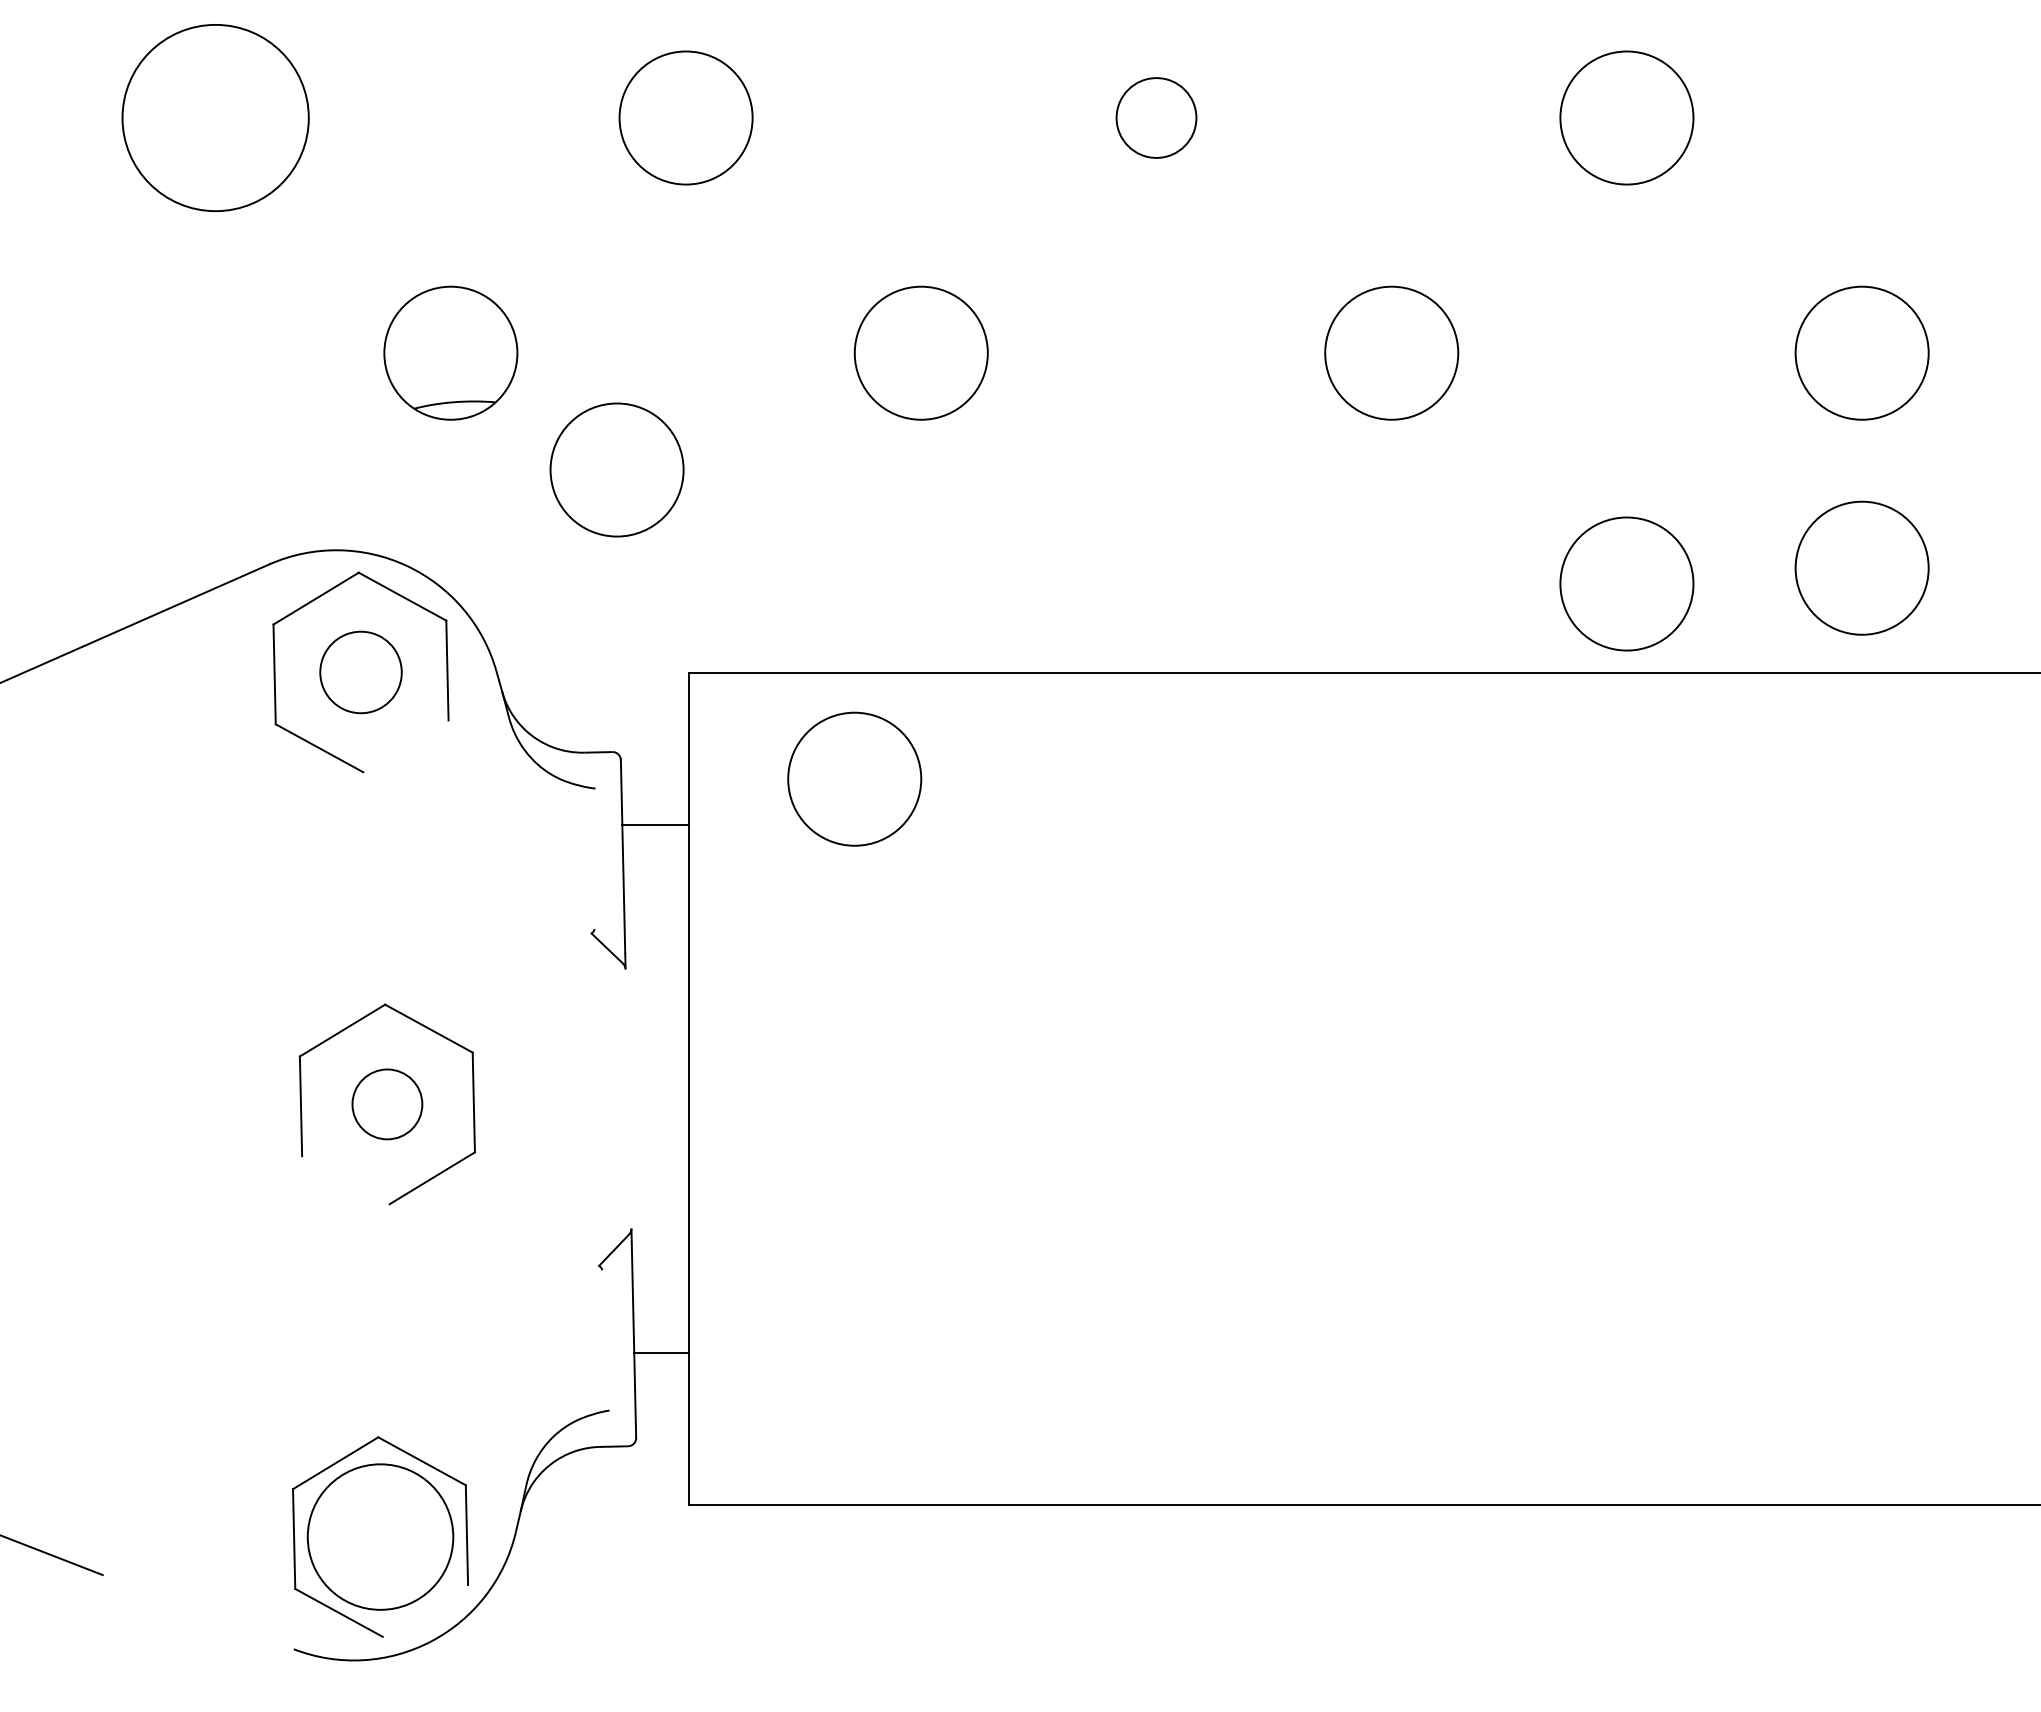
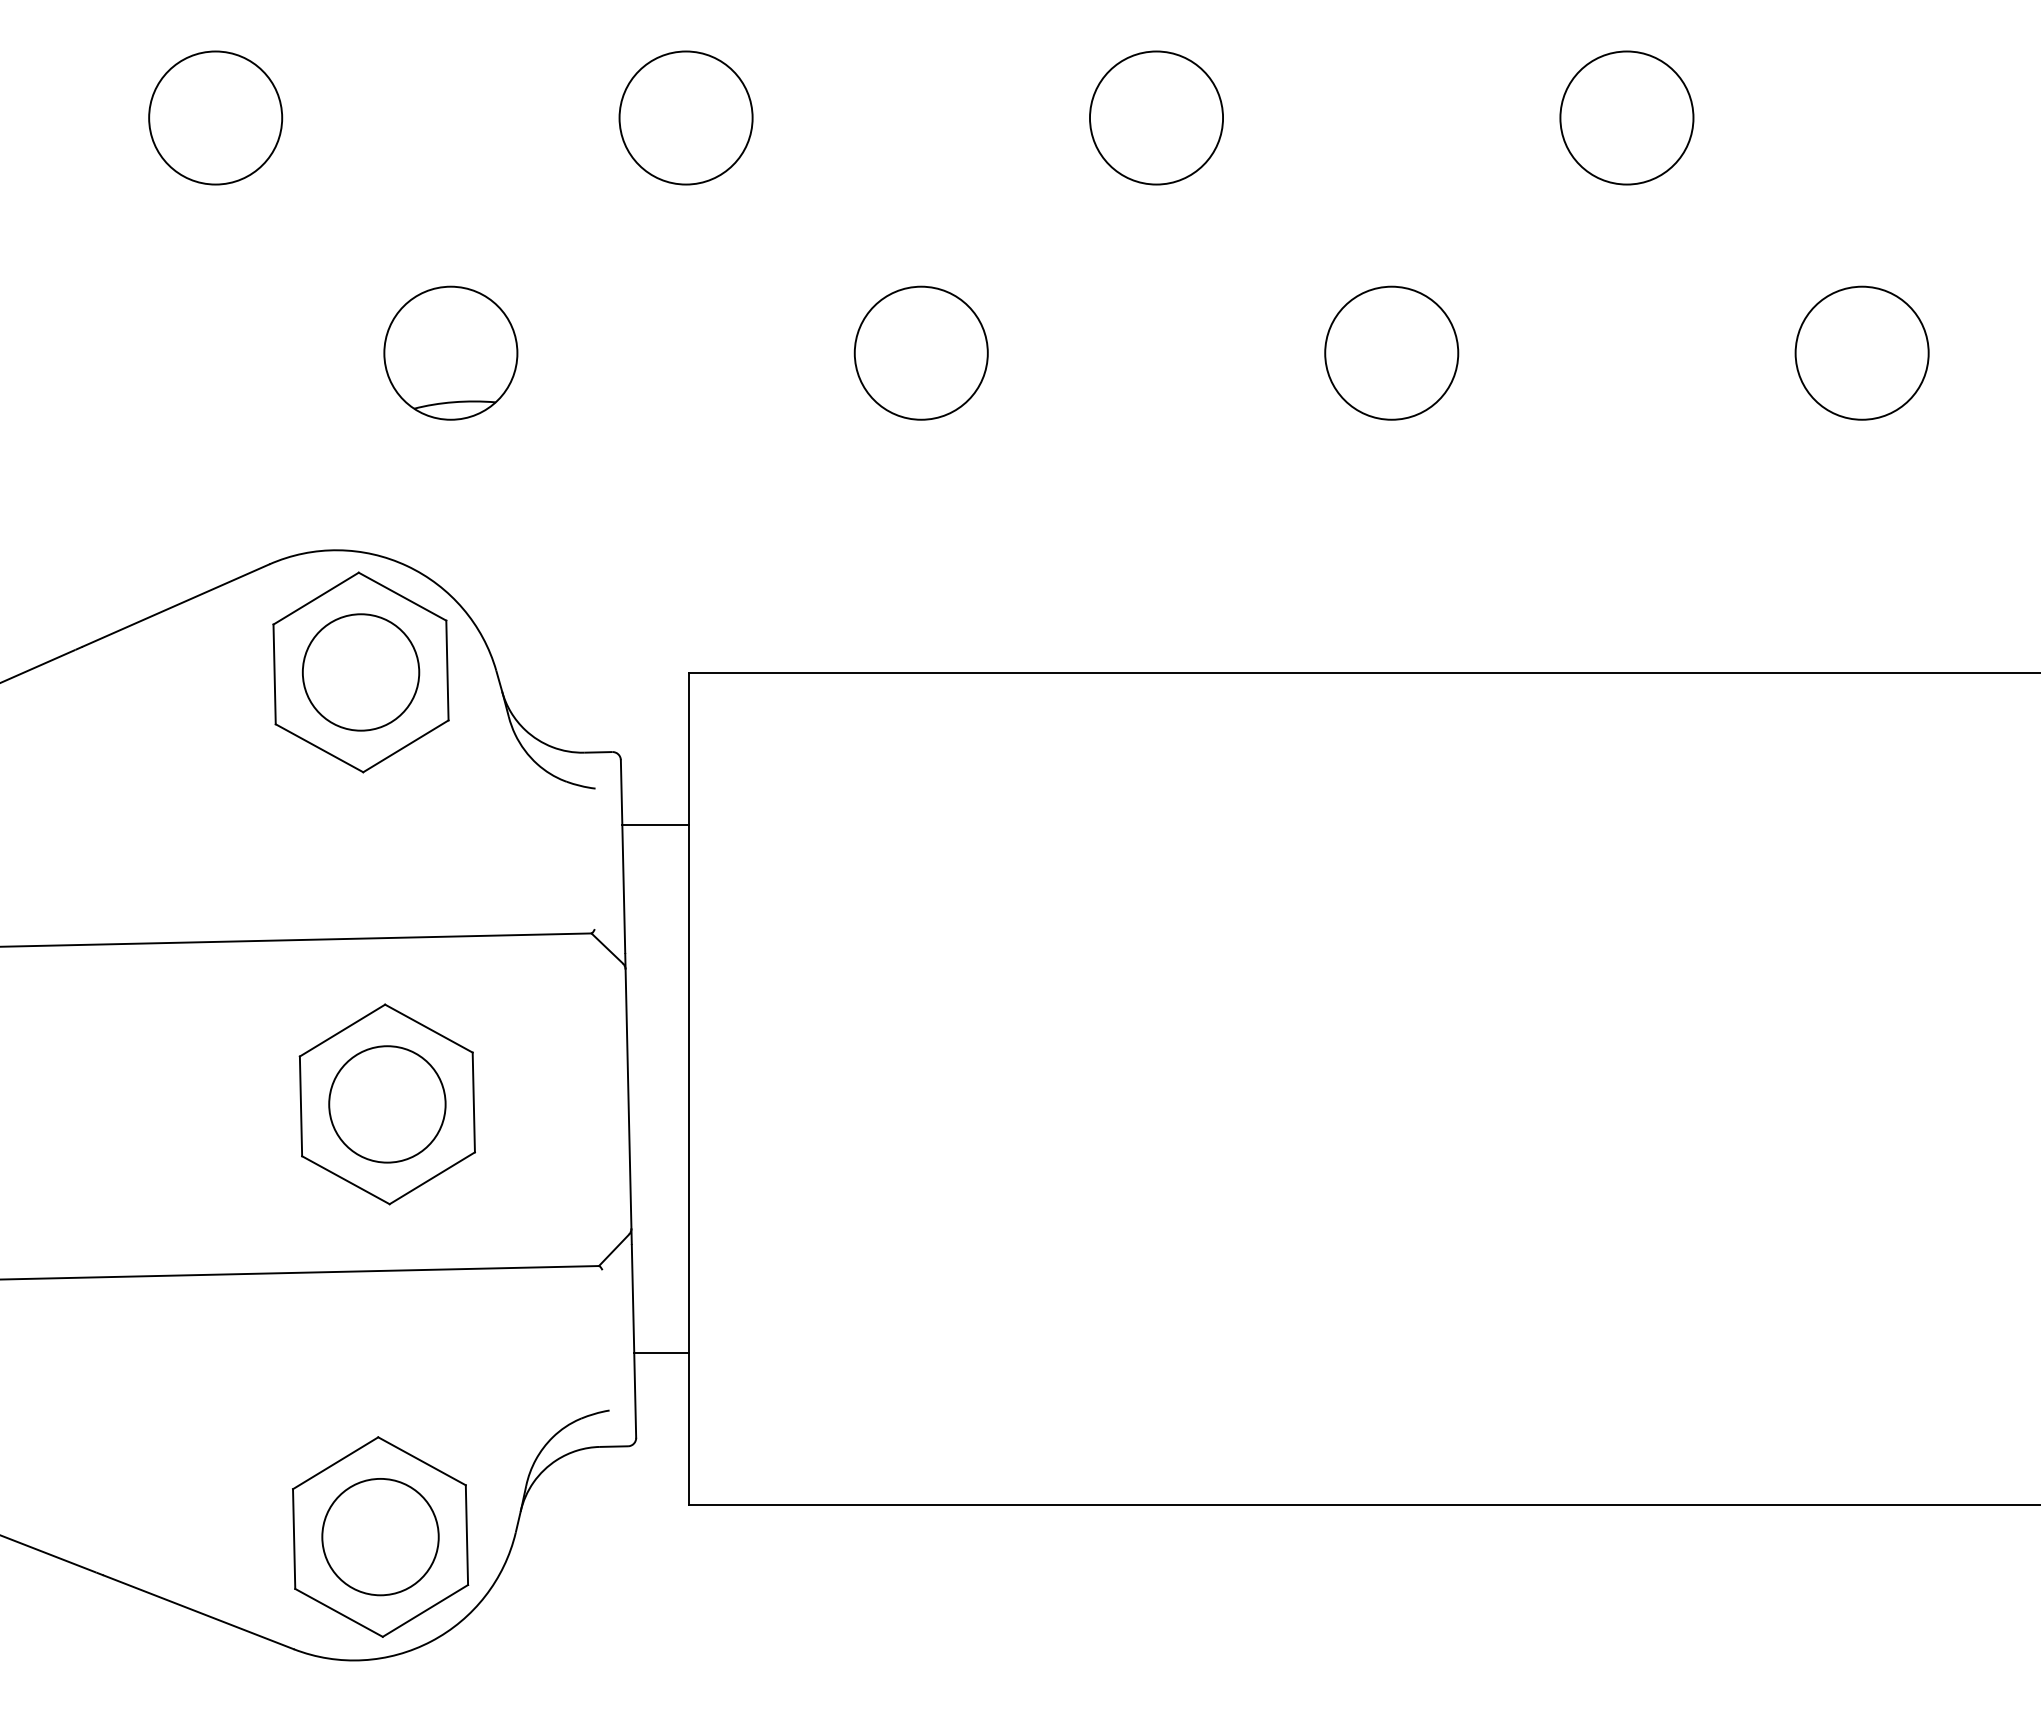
circle diameter: 186 px -> 133 px (215, 117)
circle size: 83x82 px -> 135x136 px (1156, 117)
circle: present -> none (616, 469)
circle: present -> none (1861, 567)
circle: present -> none (1626, 583)
circle diameter: 81 px -> 116 px (360, 672)
line: none -> present (405, 746)
circle: present -> none (854, 778)
line: none -> present (296, 939)
line: none -> present (628, 1098)
circle diameter: 70 px -> 116 px (387, 1104)
line: none -> present (345, 1180)
line: none -> present (300, 1272)
circle diameter: 146 px -> 116 px (380, 1536)
line: none -> present (425, 1610)
line: none -> present (198, 1612)
